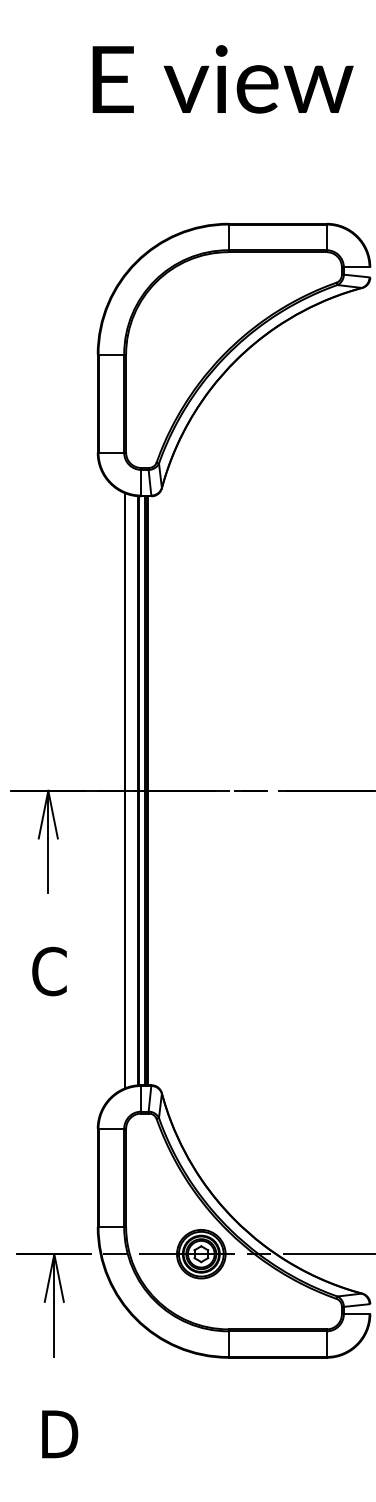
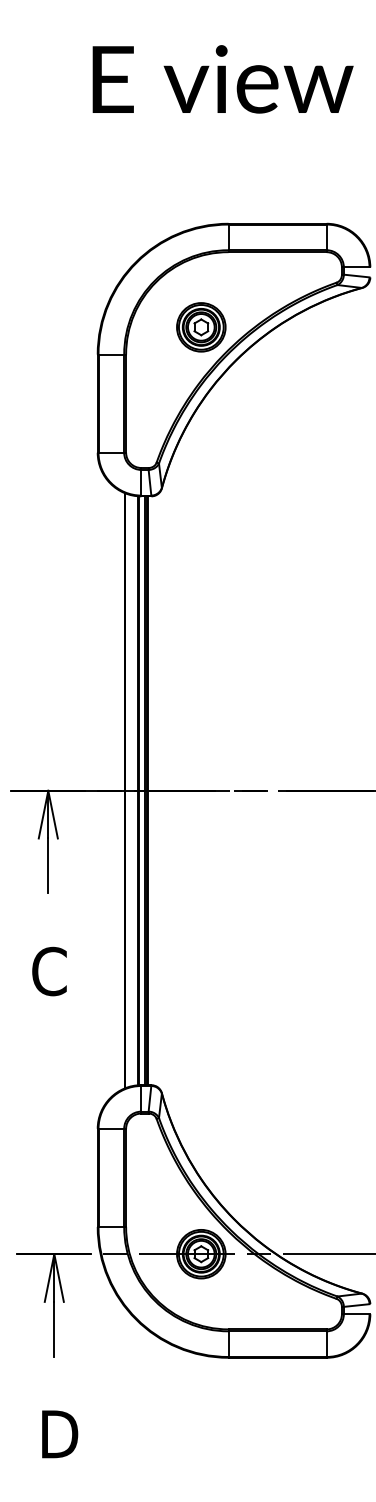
part: none -> present (201, 327)
